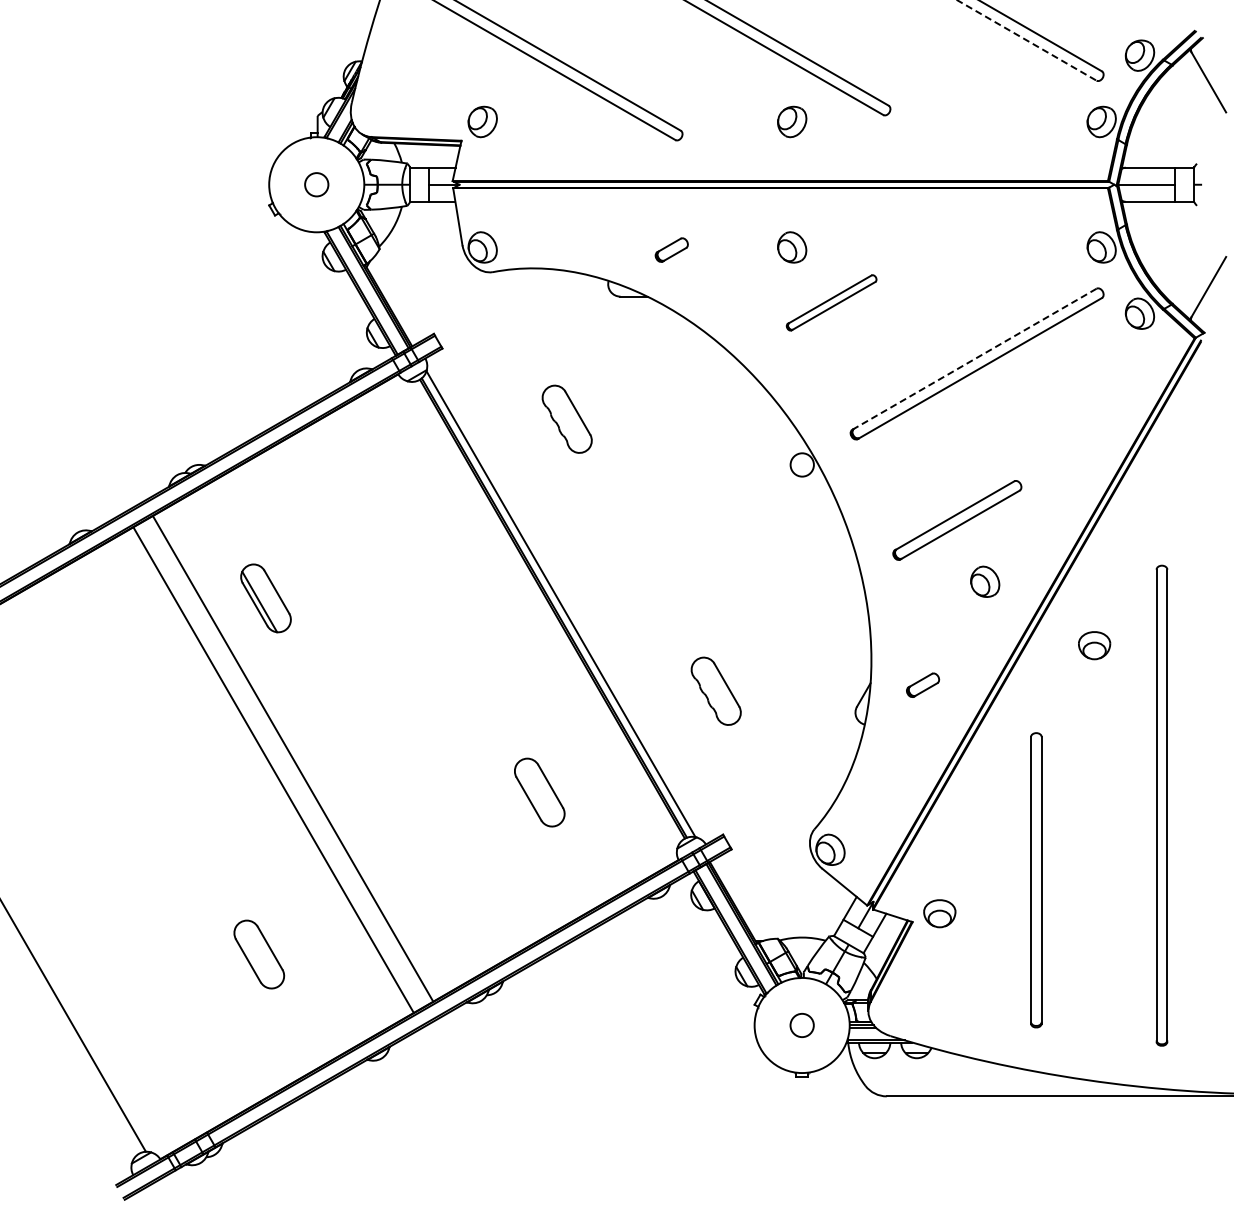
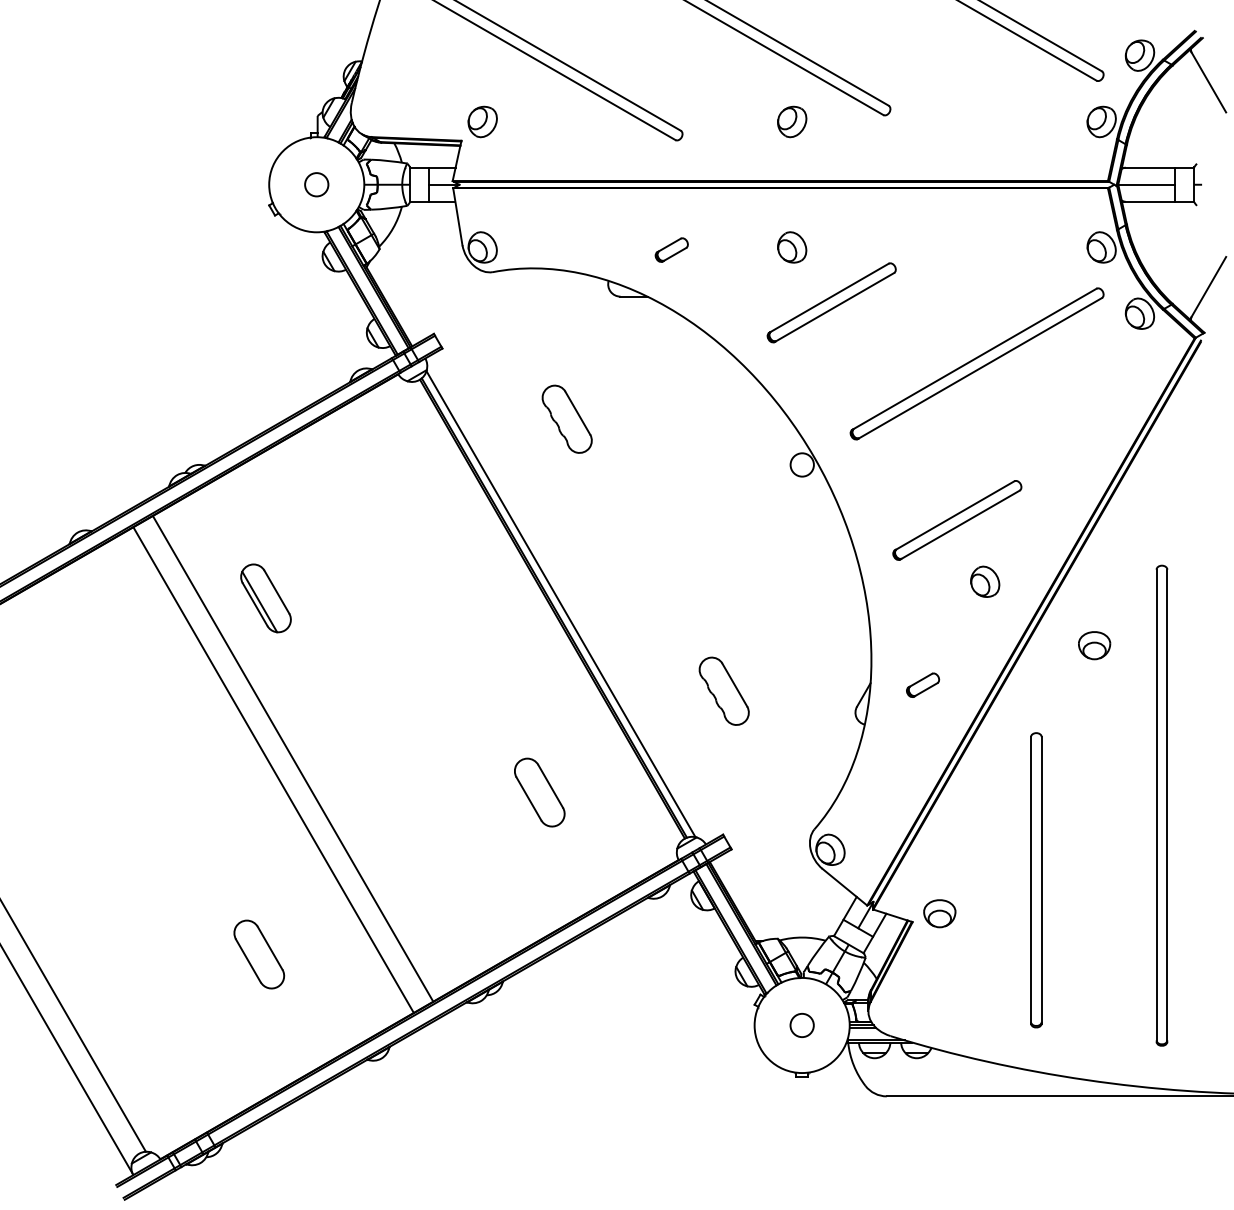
line: dashed -> solid (1027, 40)
part size: 93x58 px -> 131x82 px (831, 302)
line: dashed -> solid (974, 359)
part position: (715, 690) -> (723, 690) (723, 690)
line: none -> present (67, 1060)
